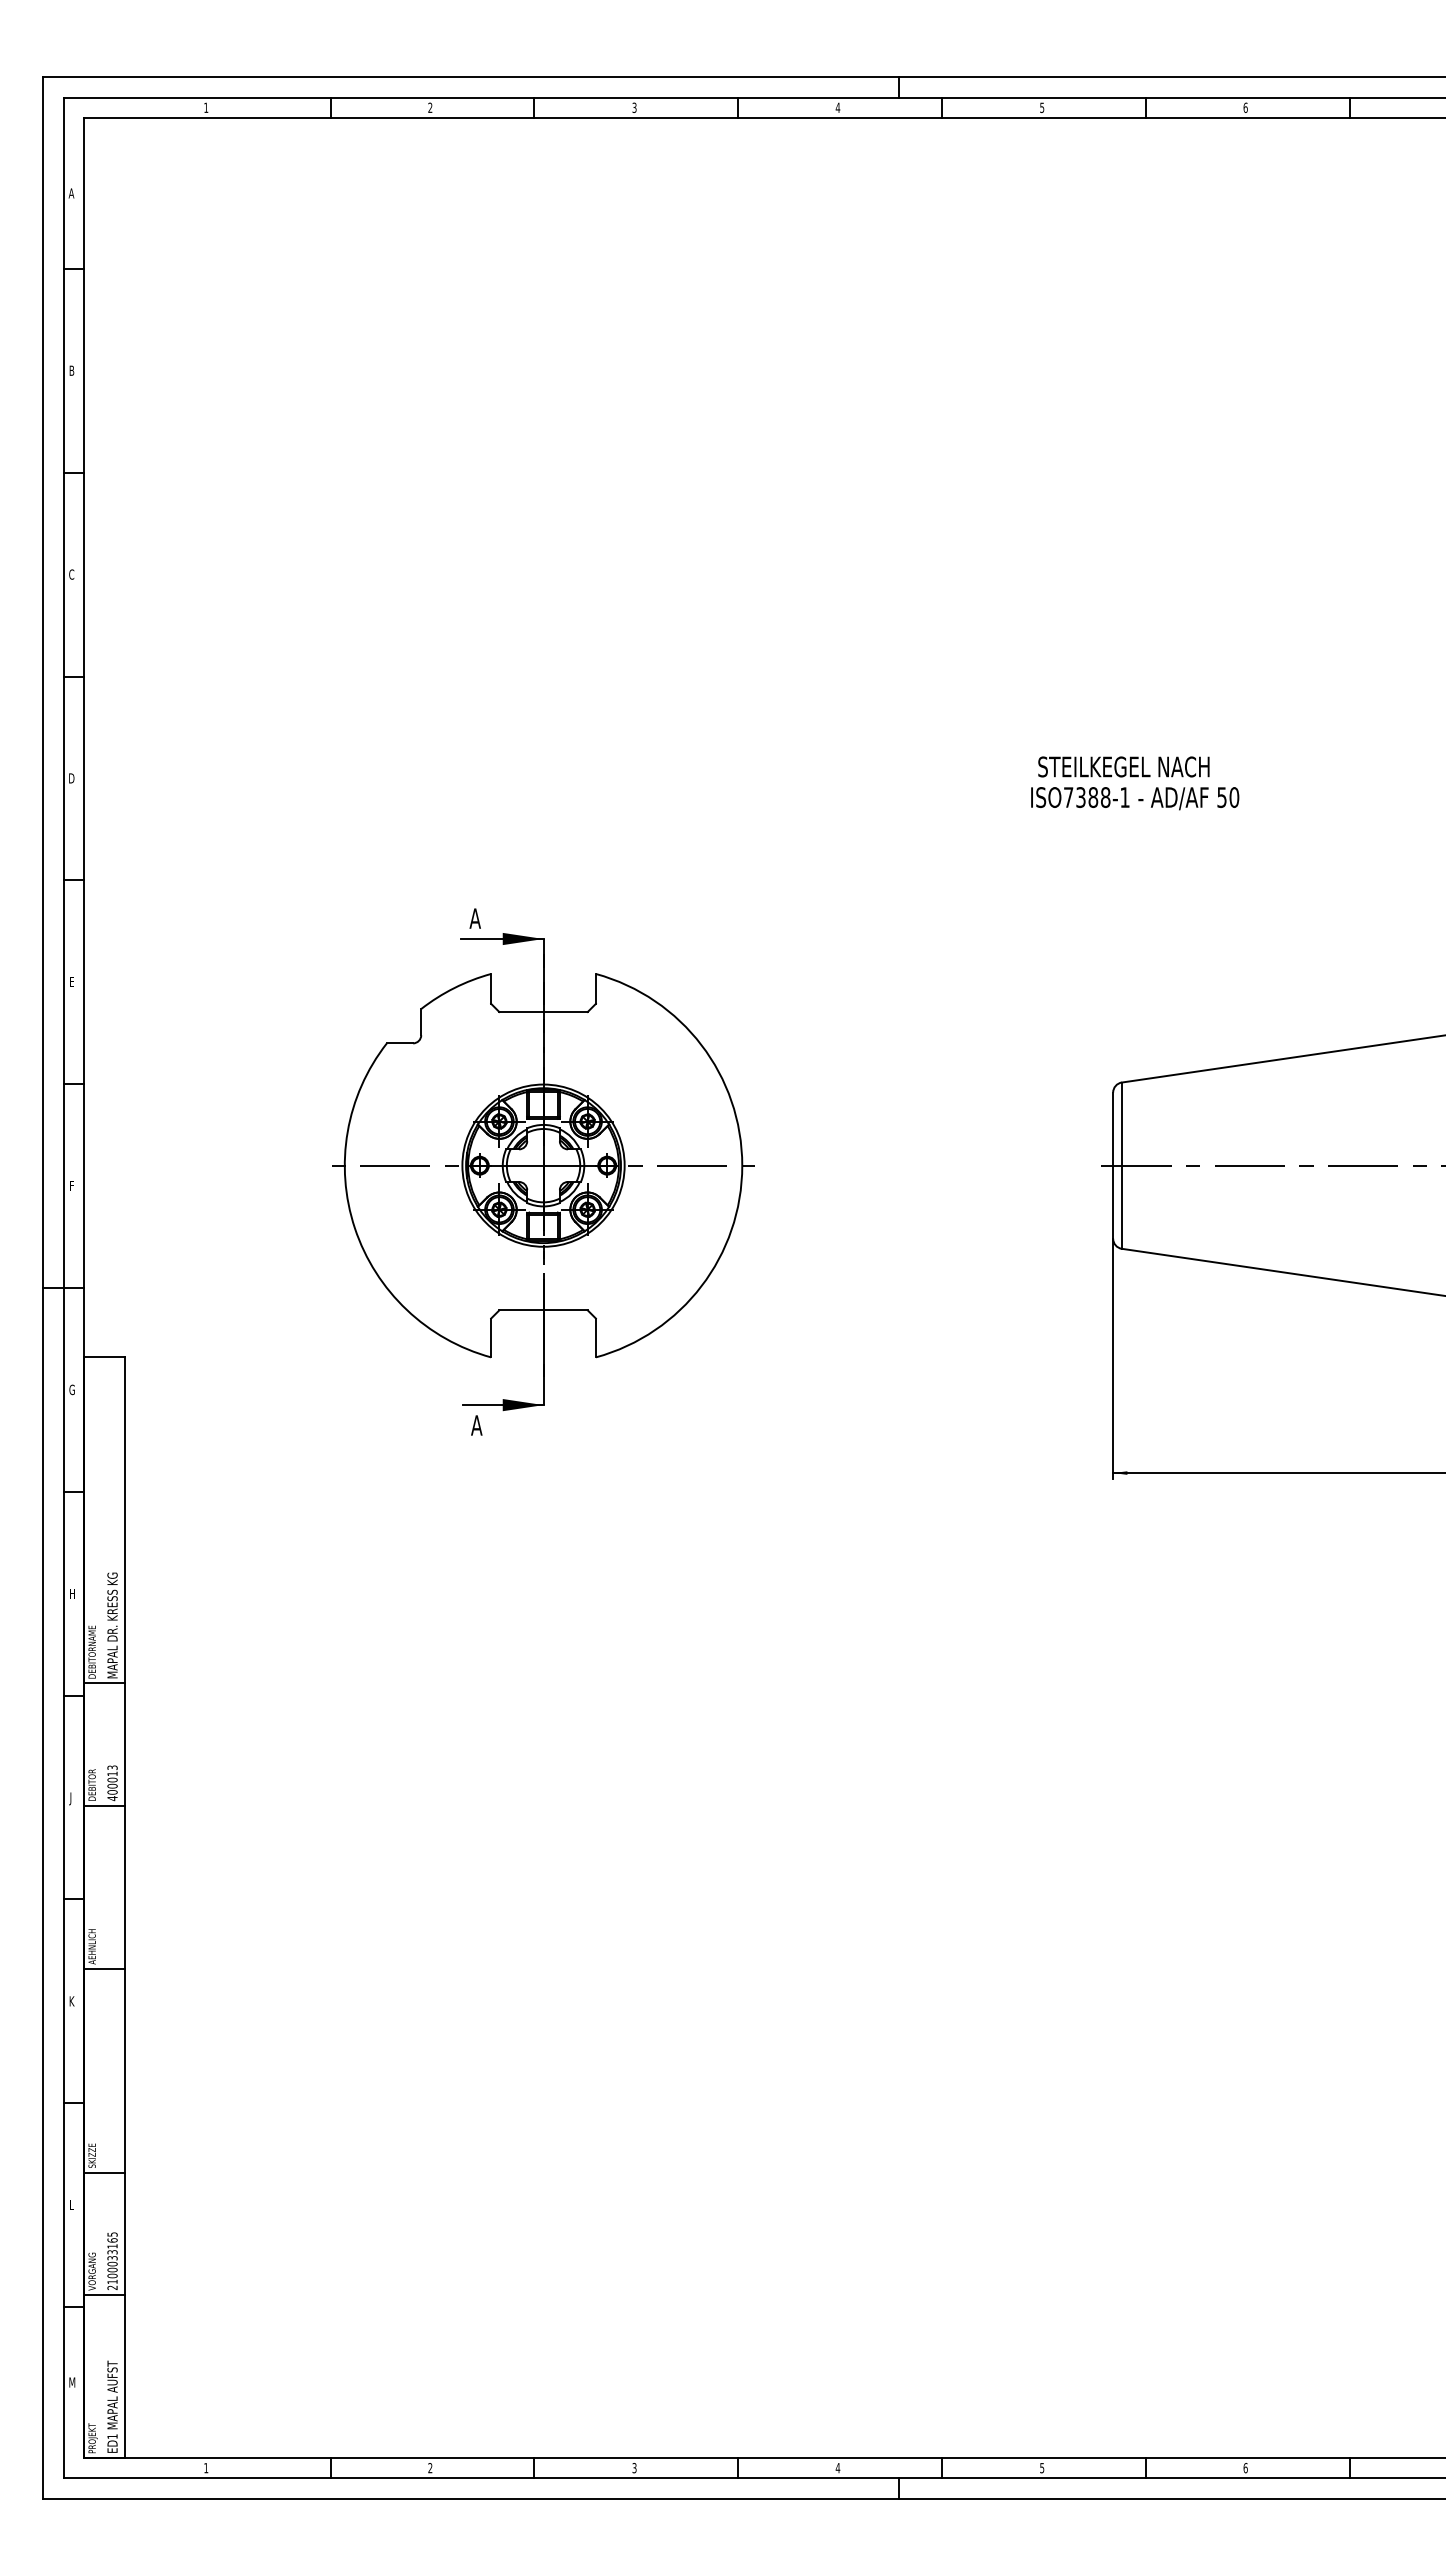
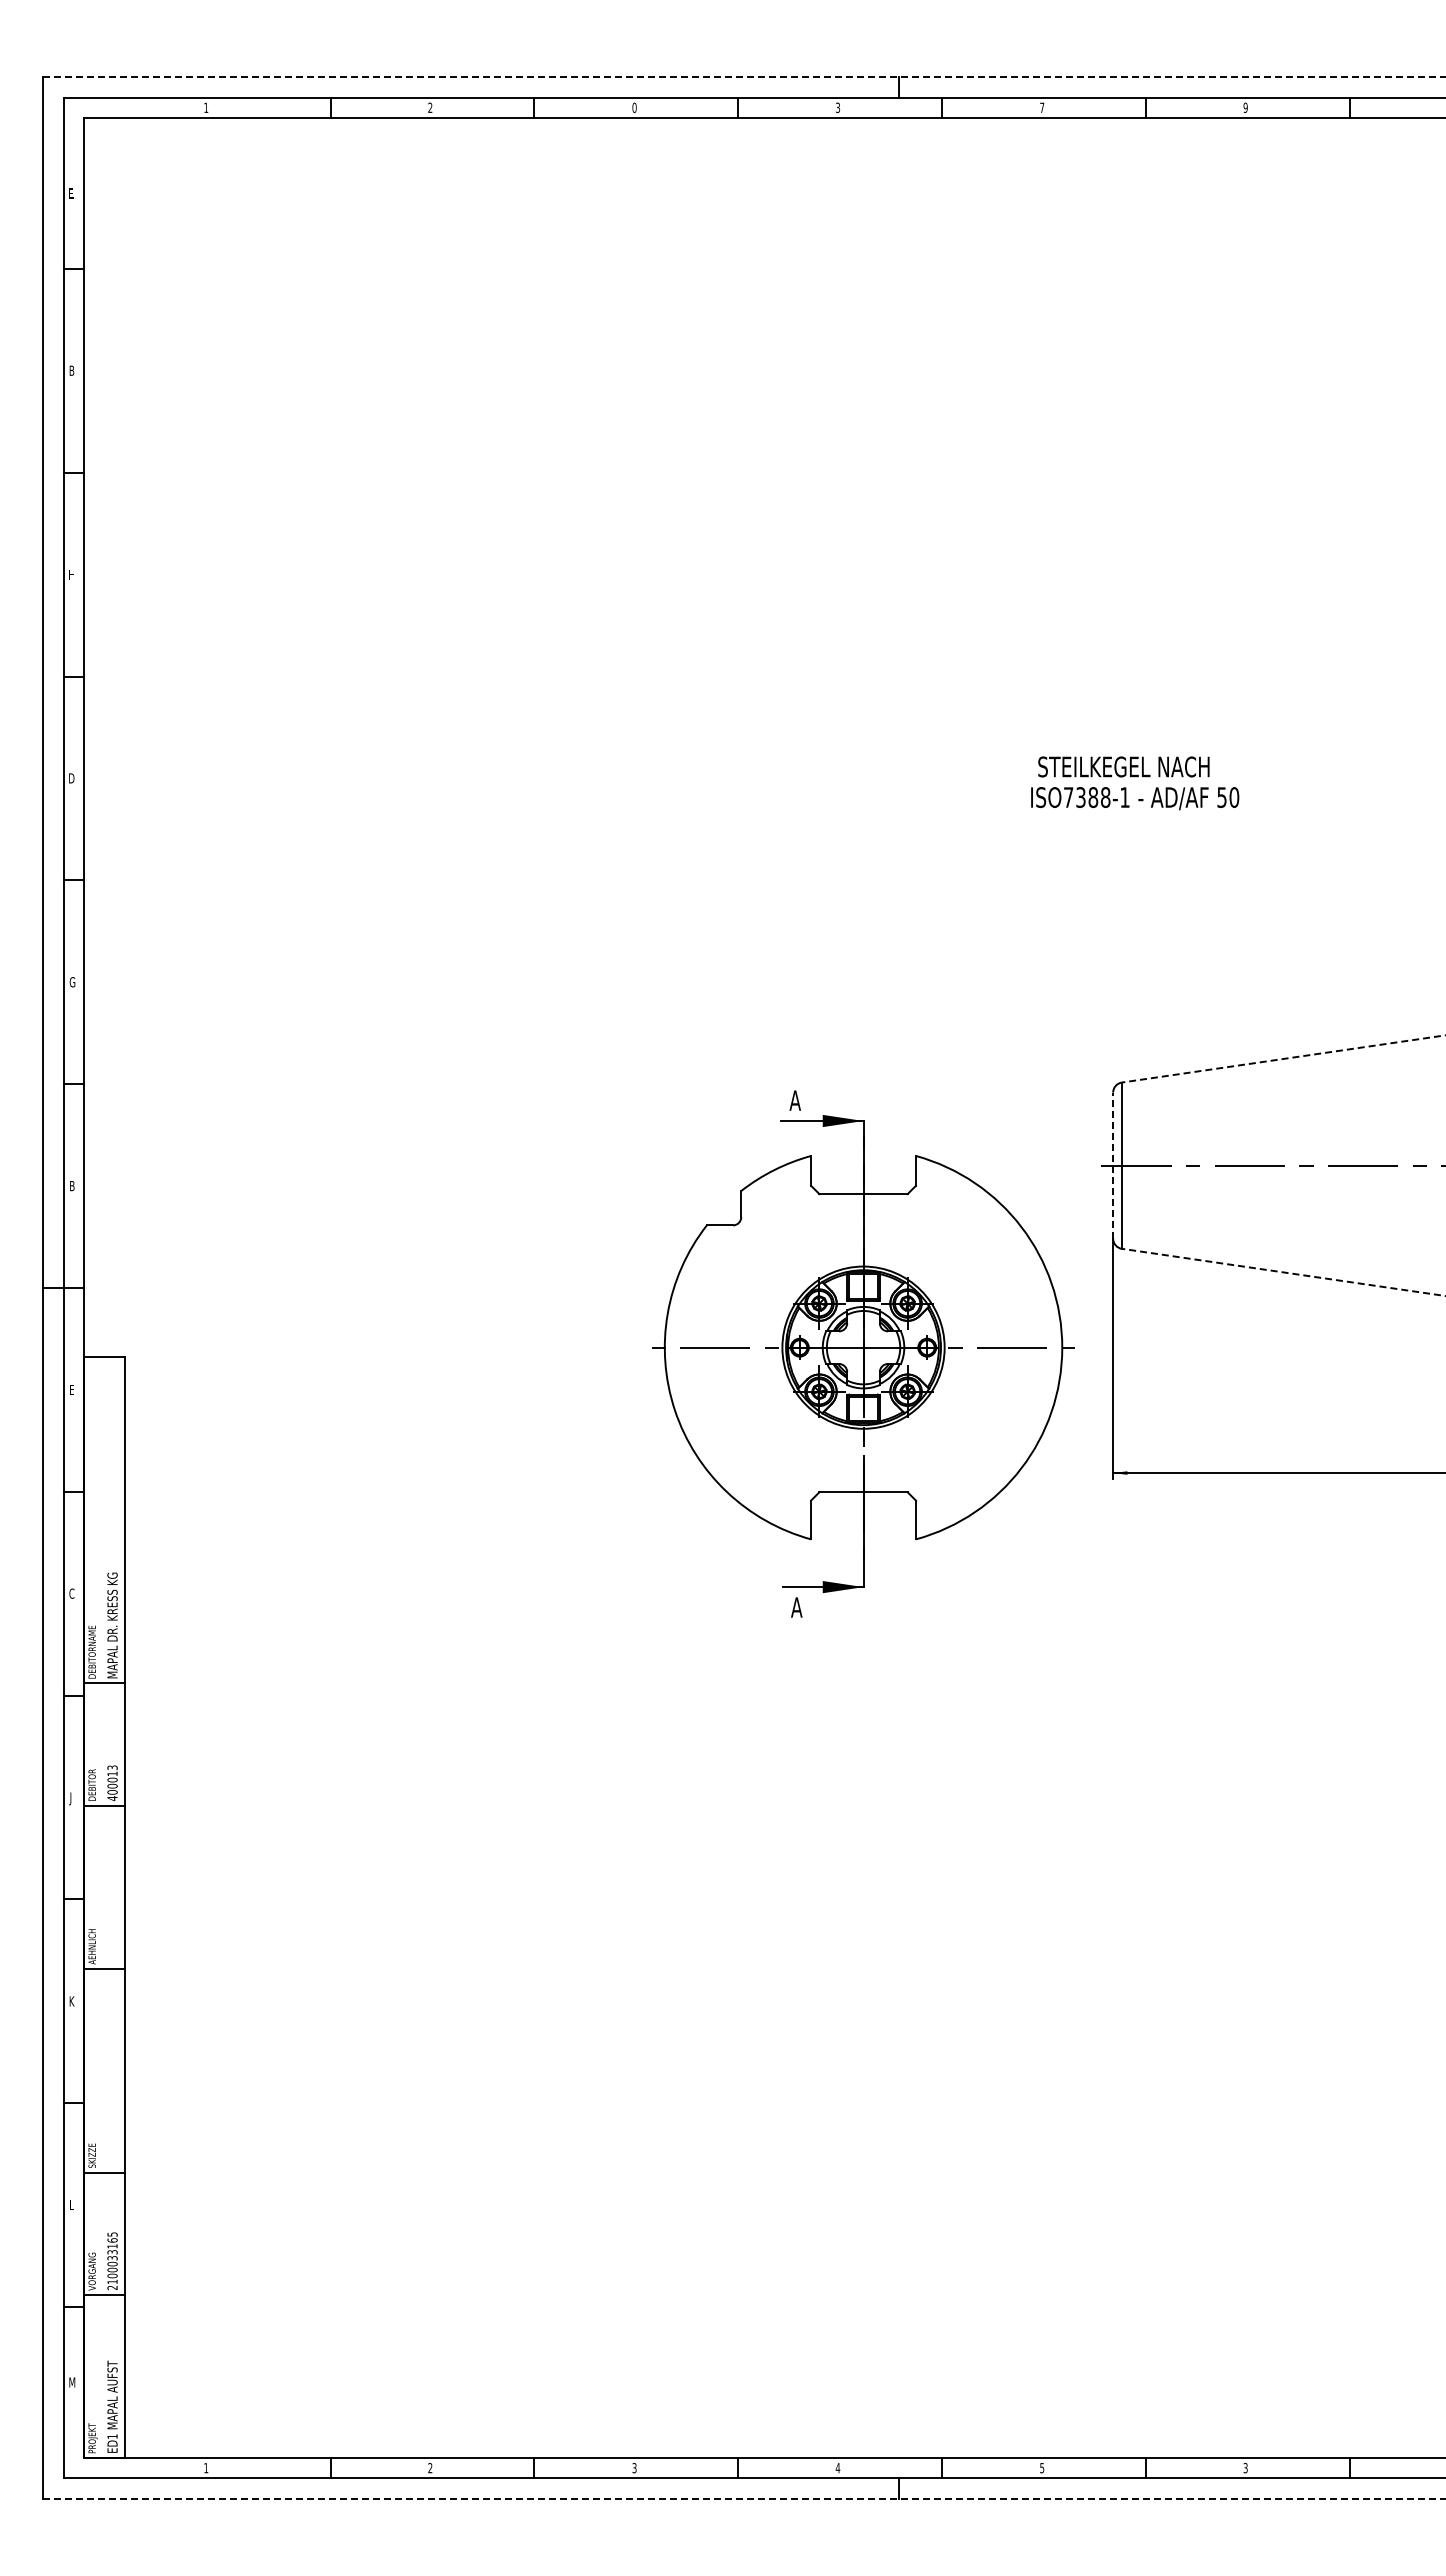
line: solid -> dashed (745, 77)
text: 3 -> 0 (634, 107)
text: 4 -> 3 (837, 107)
text: 6 -> 9 (1245, 107)
text: 5 -> 7 (1042, 108)
text: A -> E (71, 193)
text: C -> H (71, 574)
text: E -> G (72, 982)
line: solid -> dashed (1283, 1058)
line: solid -> dashed (1113, 1165)
part position: (543, 1171) -> (863, 1353) (863, 1353)
text: F -> B (72, 1186)
line: solid -> dashed (1283, 1272)
text: G -> E (71, 1389)
text: H -> C (71, 1593)
text: 6 -> 3 (1245, 2468)
line: solid -> dashed (745, 2498)
